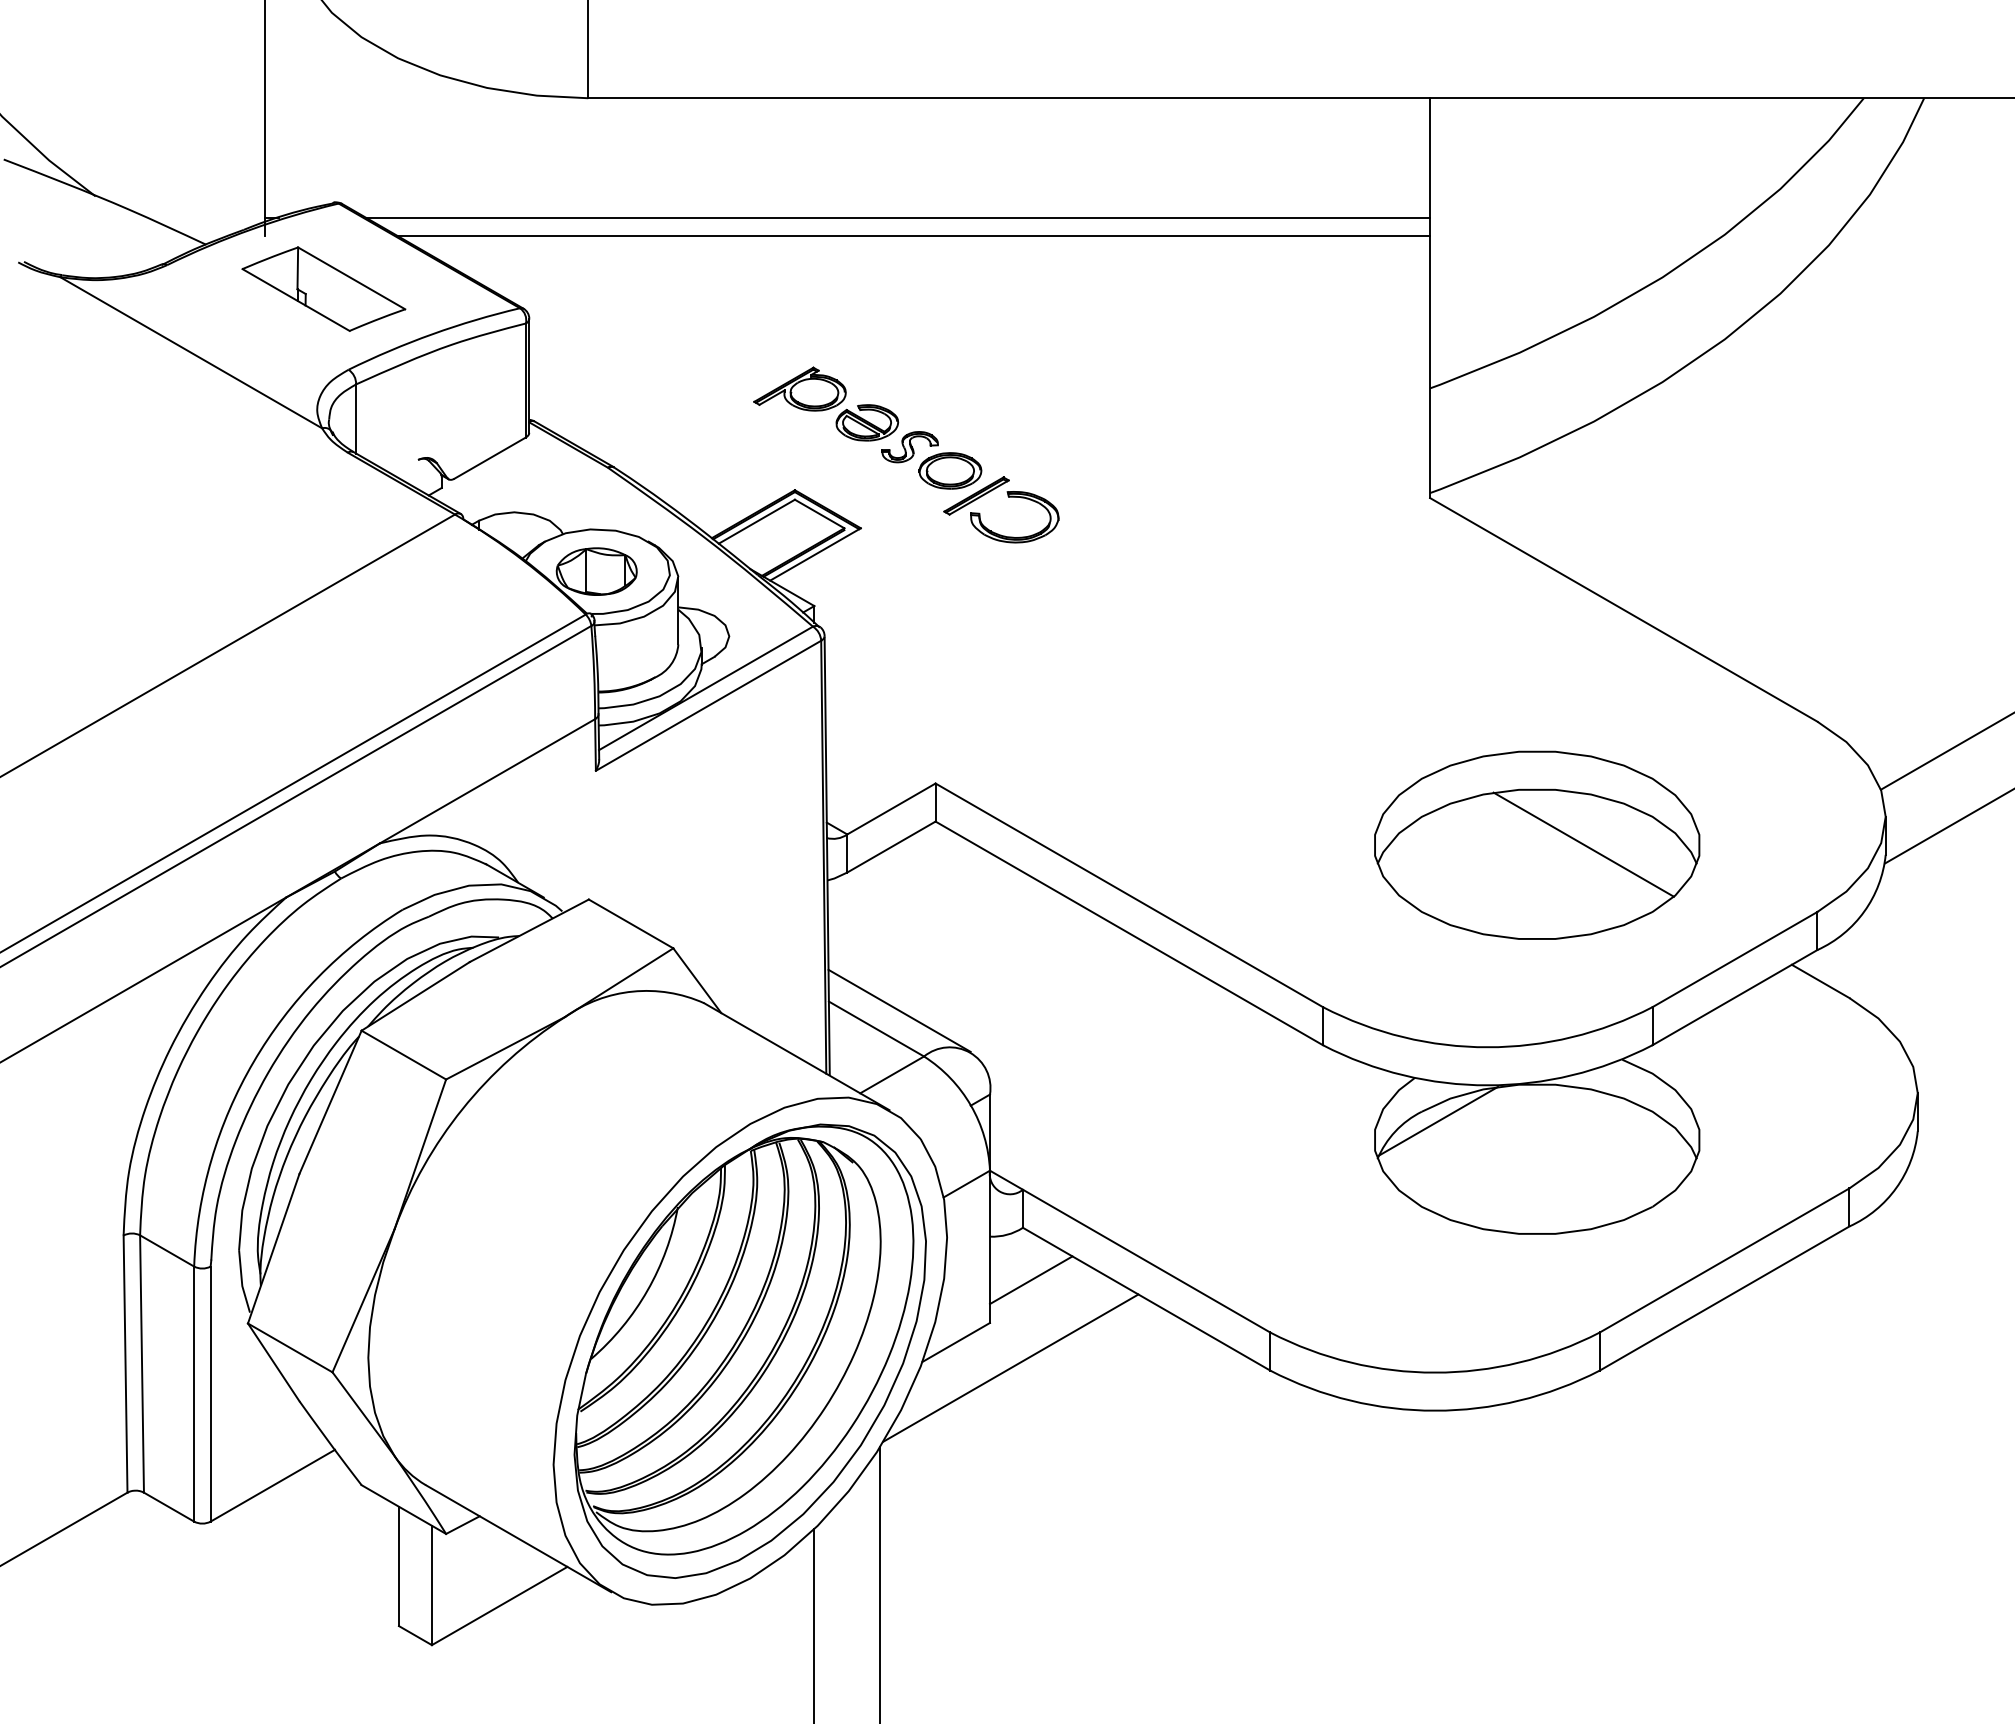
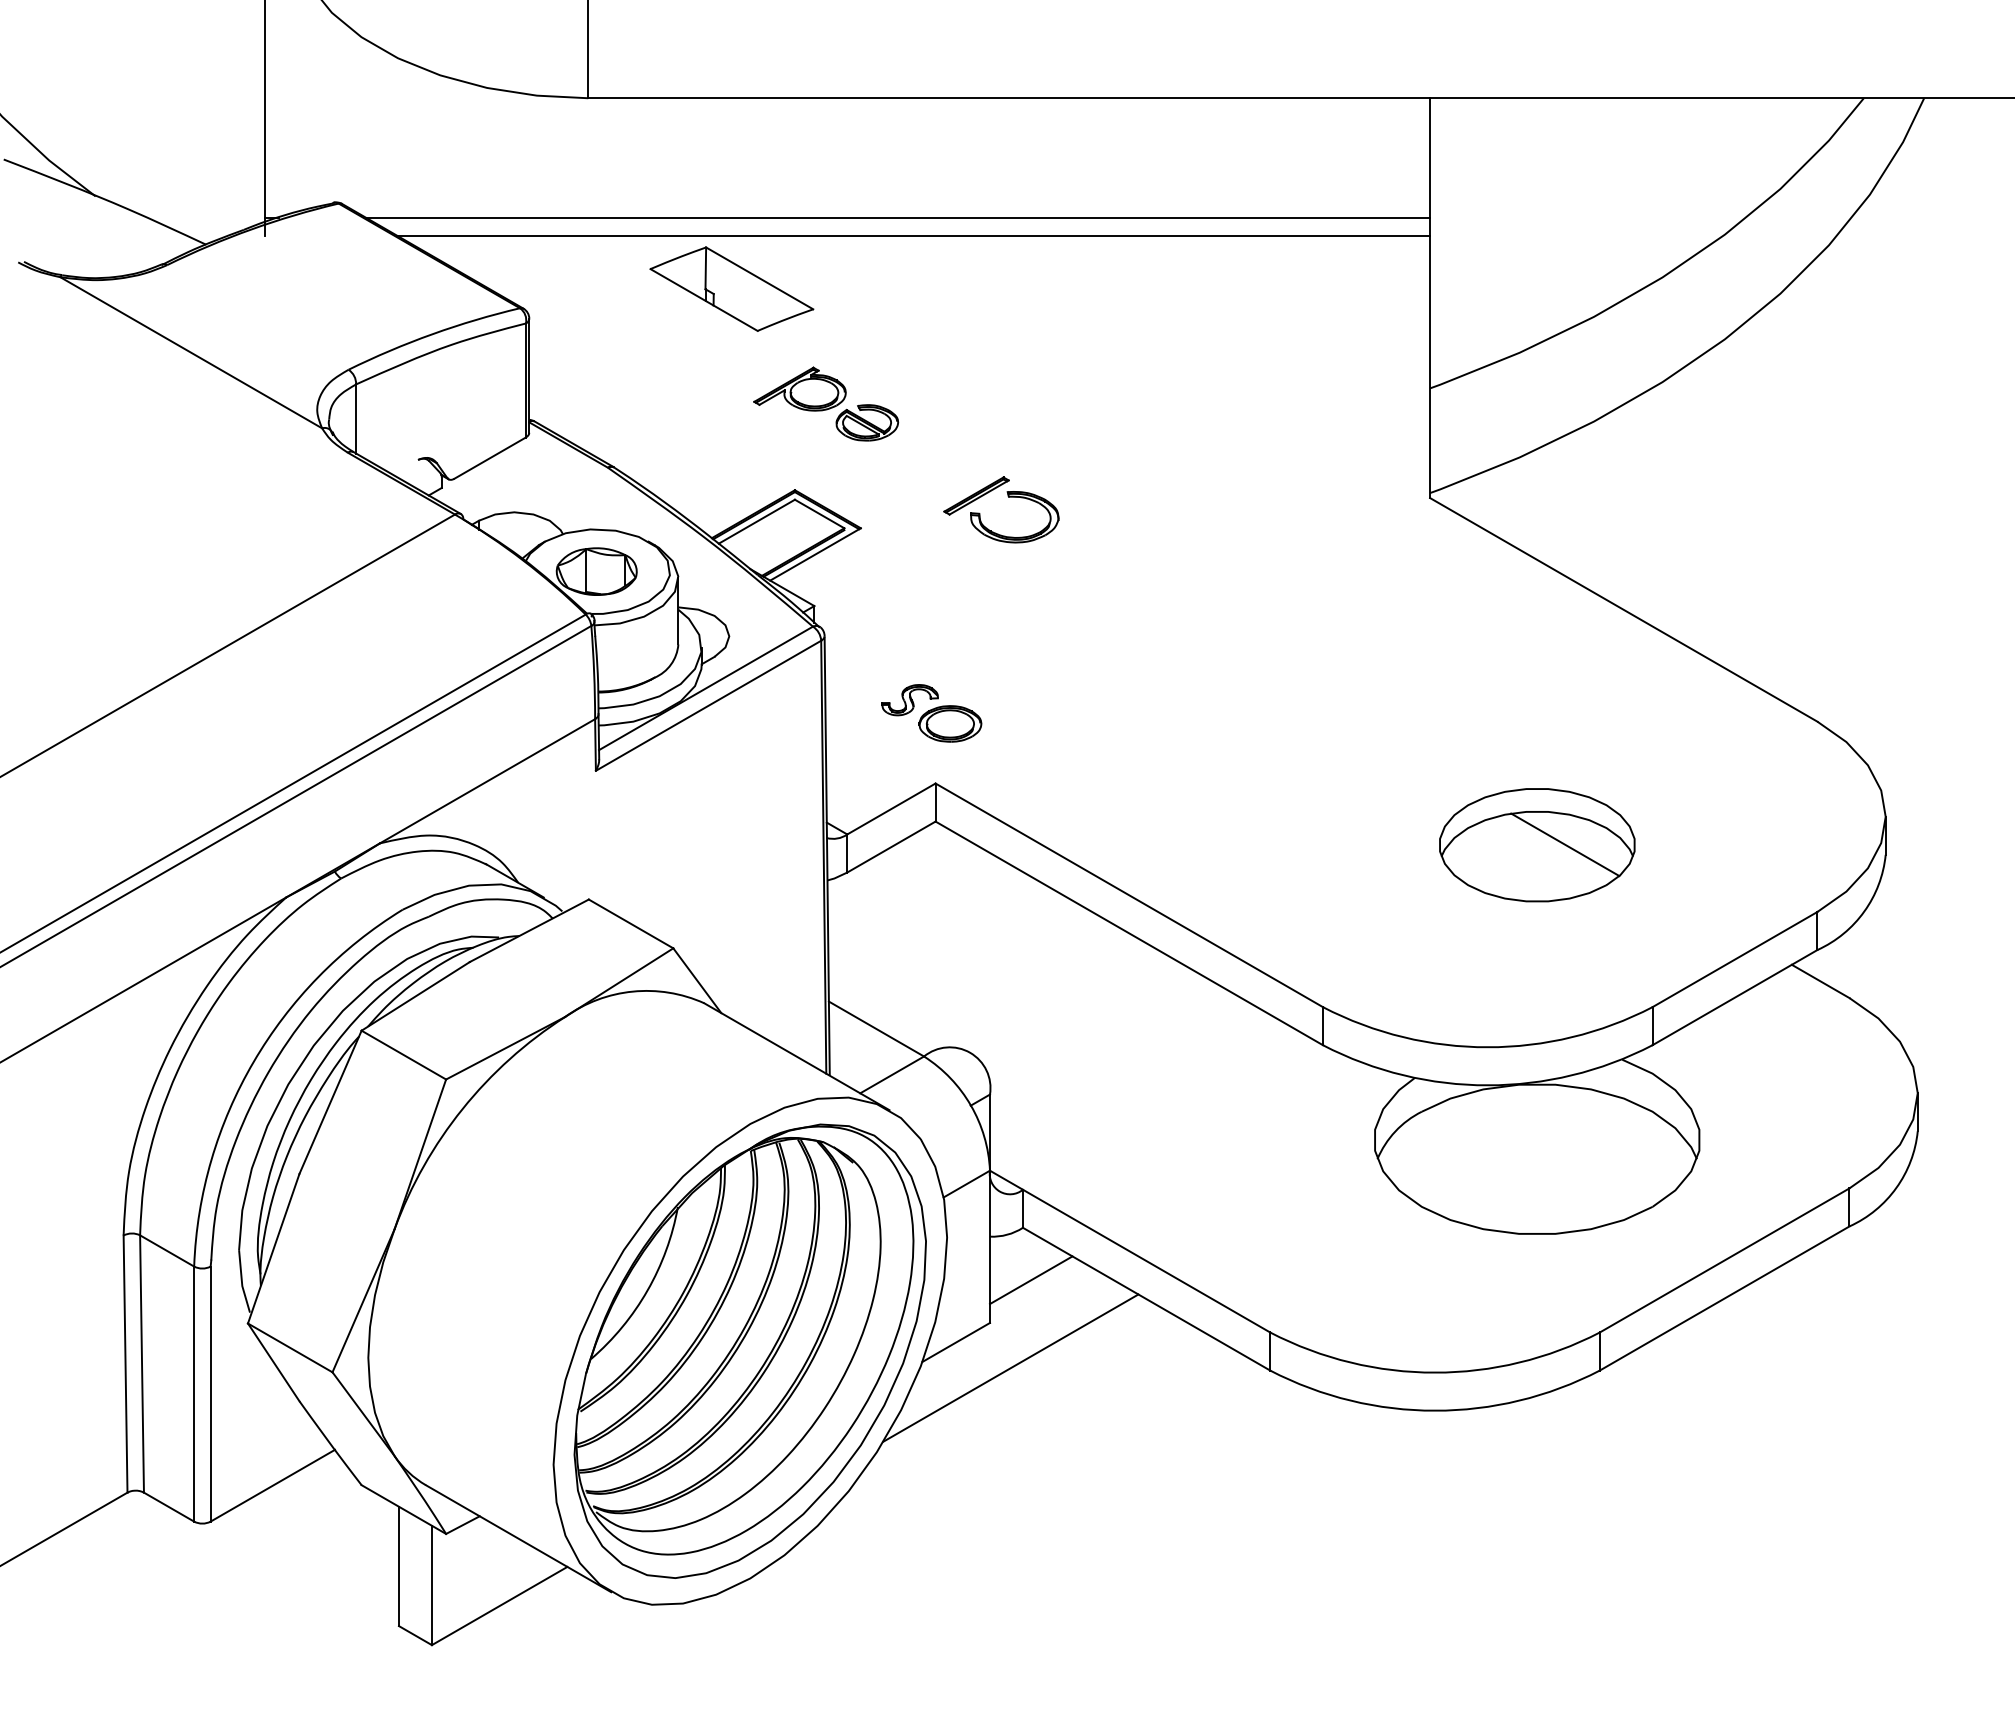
part position: (323, 288) -> (731, 288) (731, 288)
part position: (931, 460) -> (931, 713) (931, 713)
line: present -> none (1945, 751)
line: present -> none (1948, 826)
part size: 327x190 px -> 197x115 px (1537, 845)
line: present -> none (899, 1010)
line: present -> none (1438, 1120)
line: present -> none (880, 1583)
line: present -> none (814, 1624)
